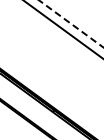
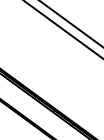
line: dashed -> solid (71, 24)
